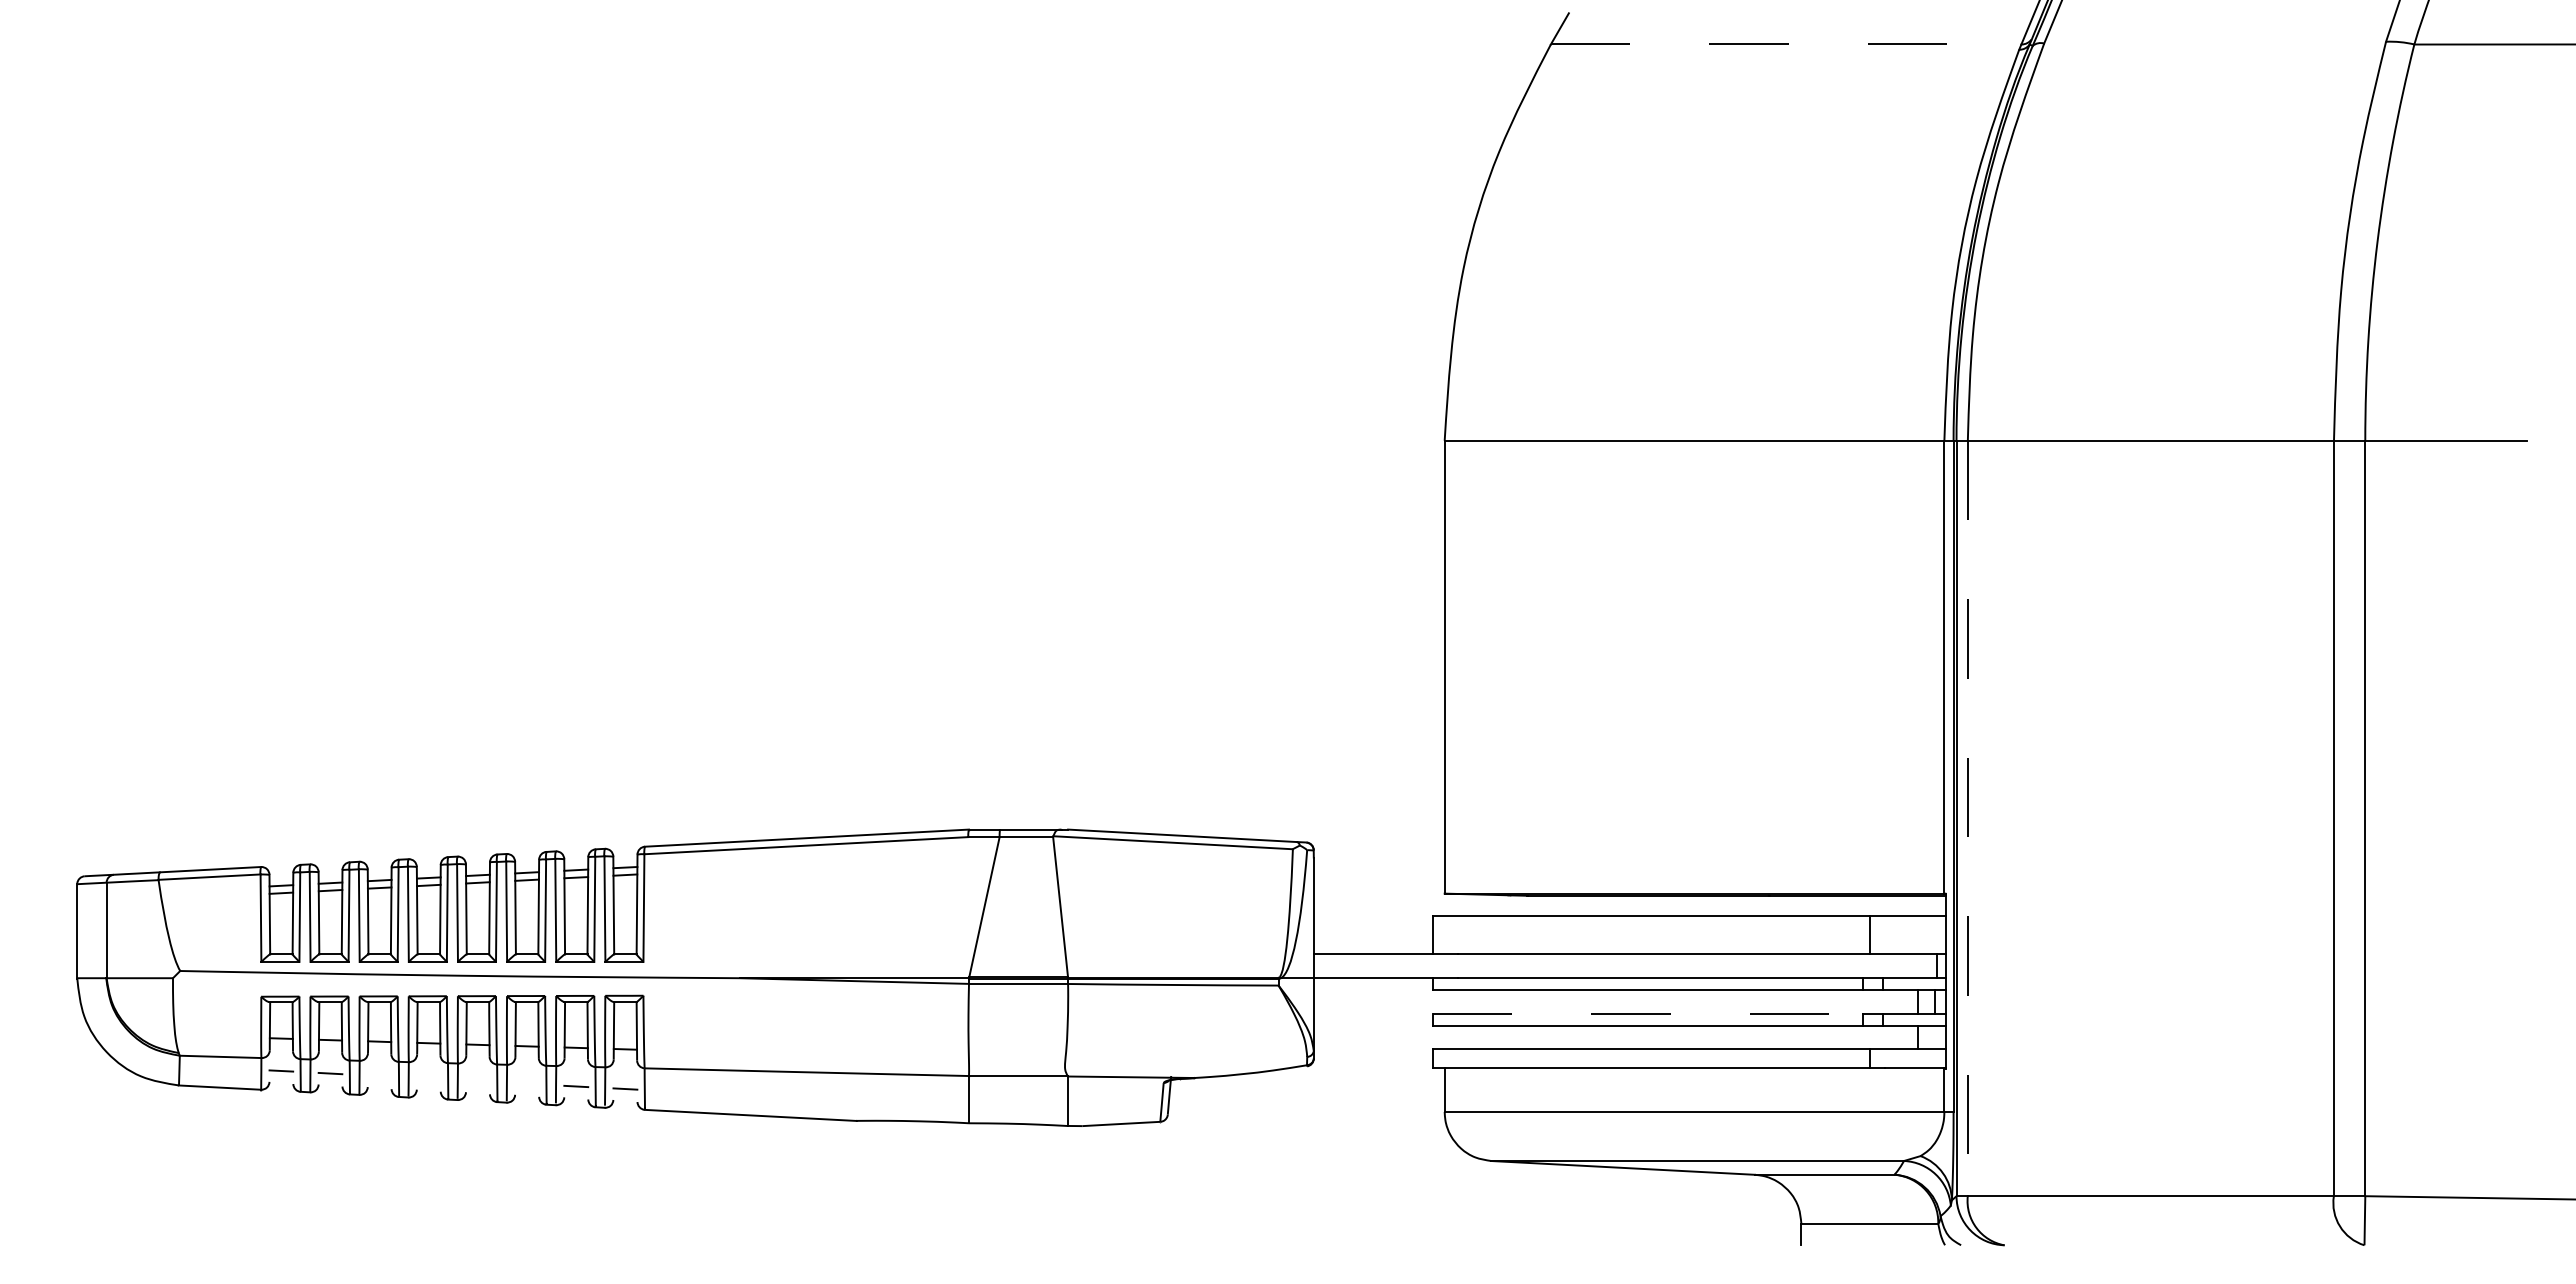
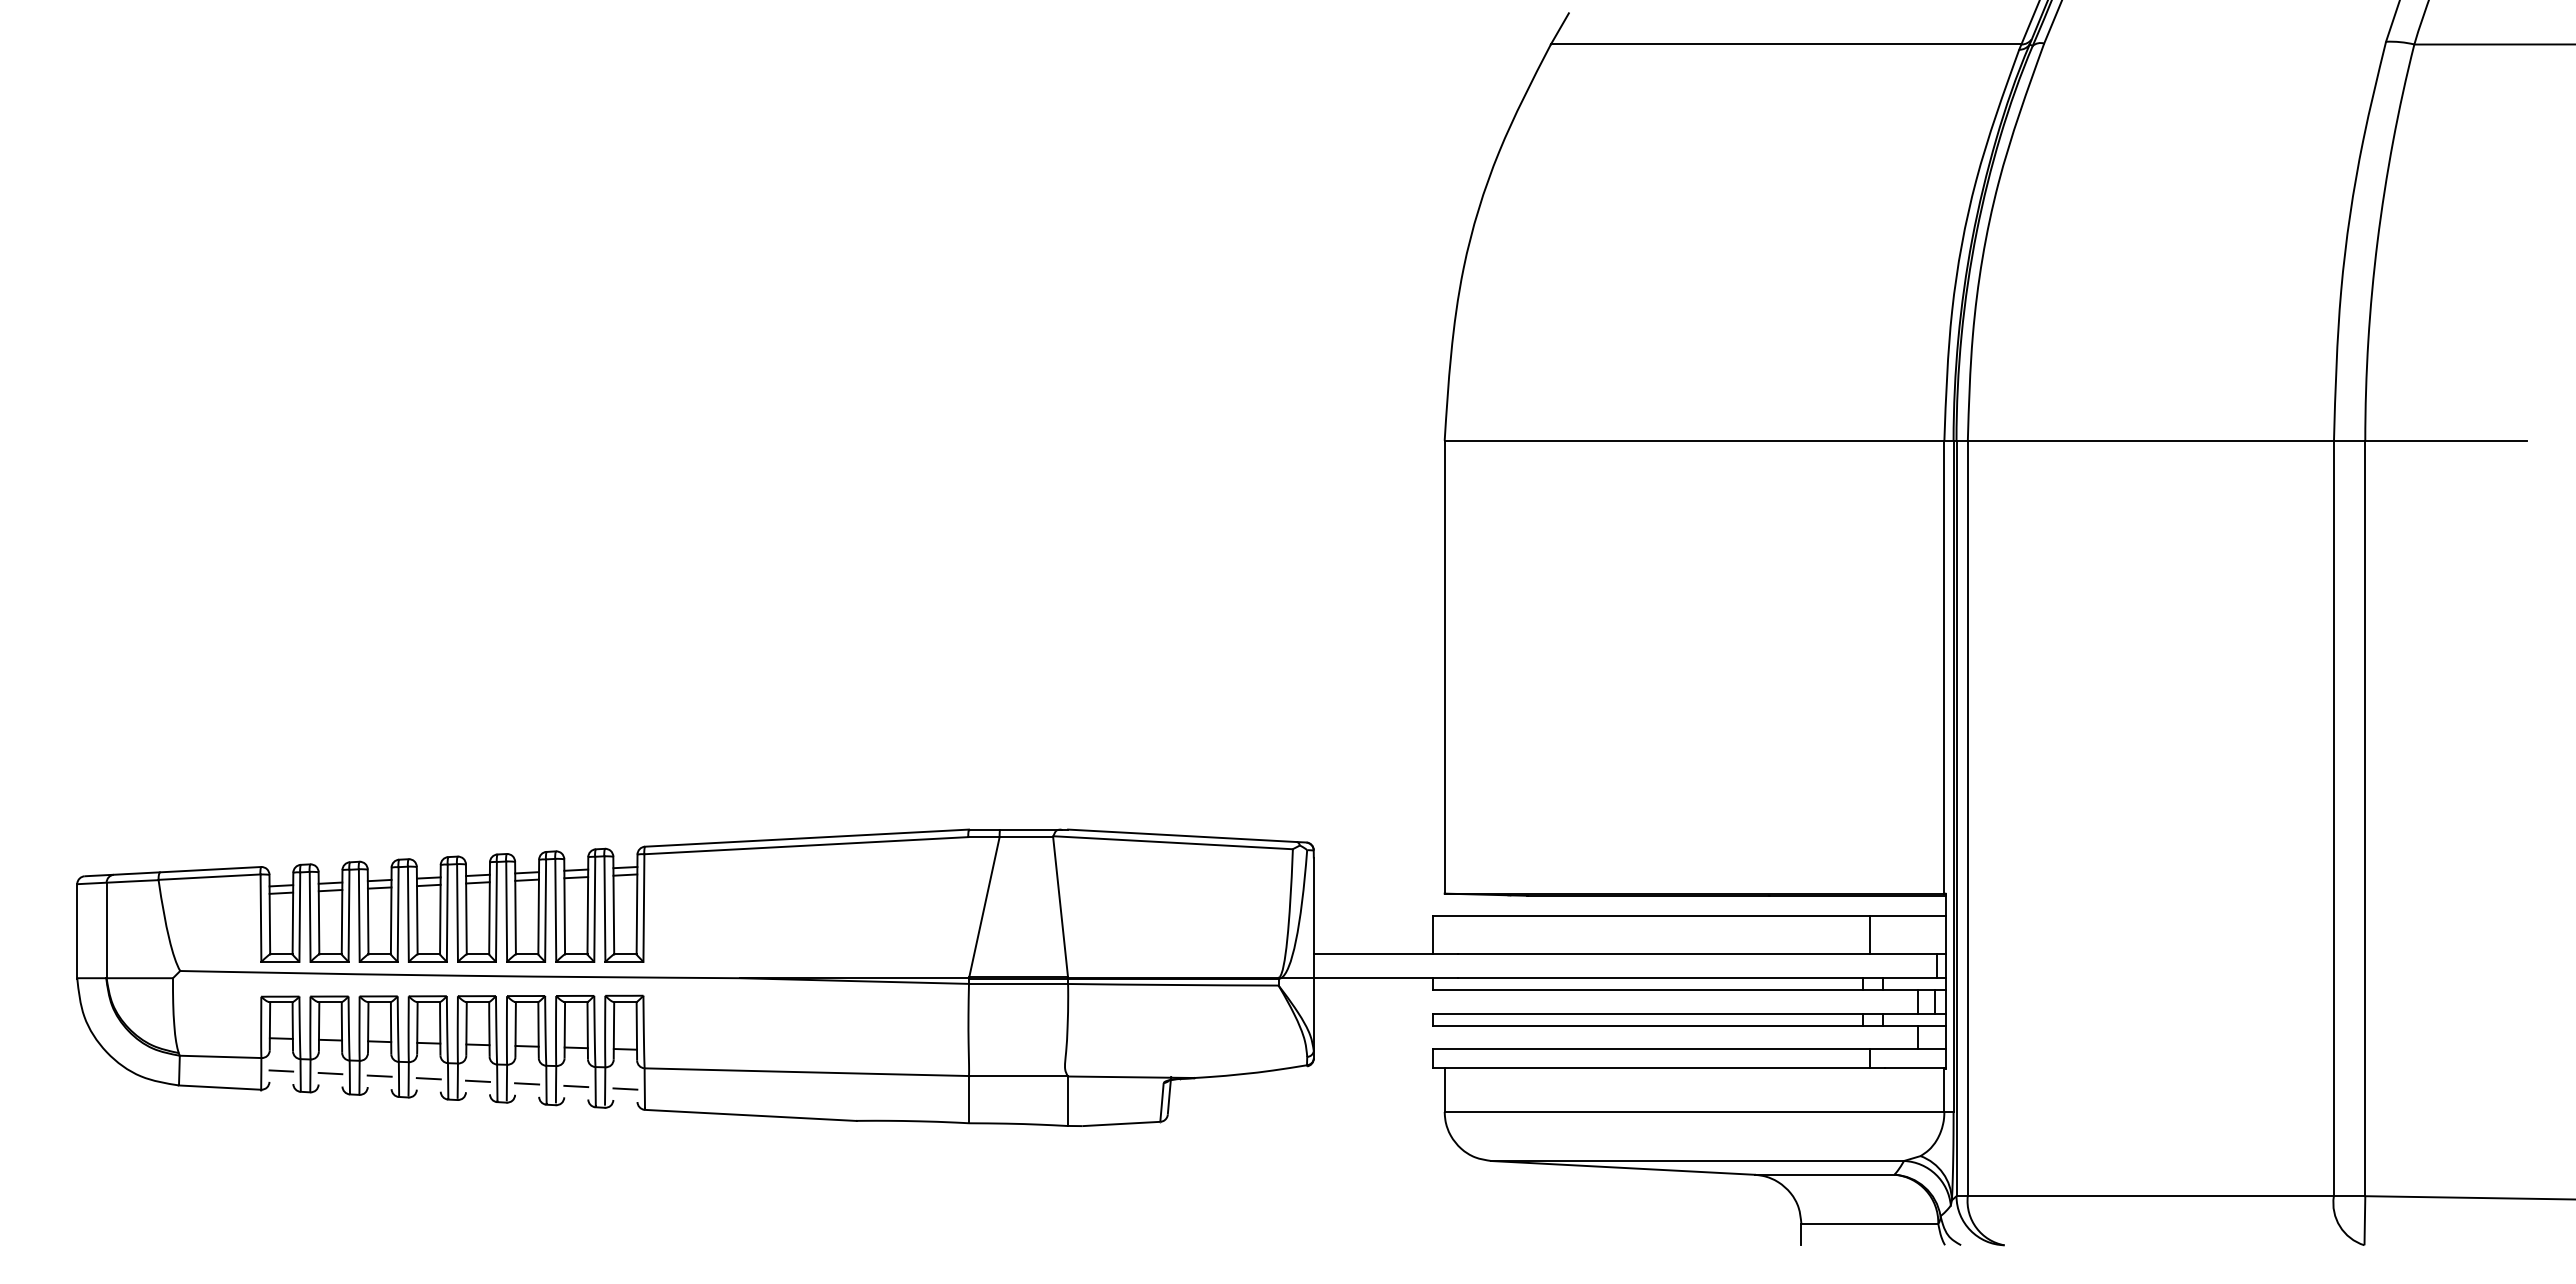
line: dashed -> solid (1786, 44)
line: dashed -> solid (1967, 818)
line: dashed -> solid (1648, 1013)
line: none -> present (379, 1075)
line: none -> present (428, 1078)
line: none -> present (477, 1080)
line: none -> present (527, 1083)
